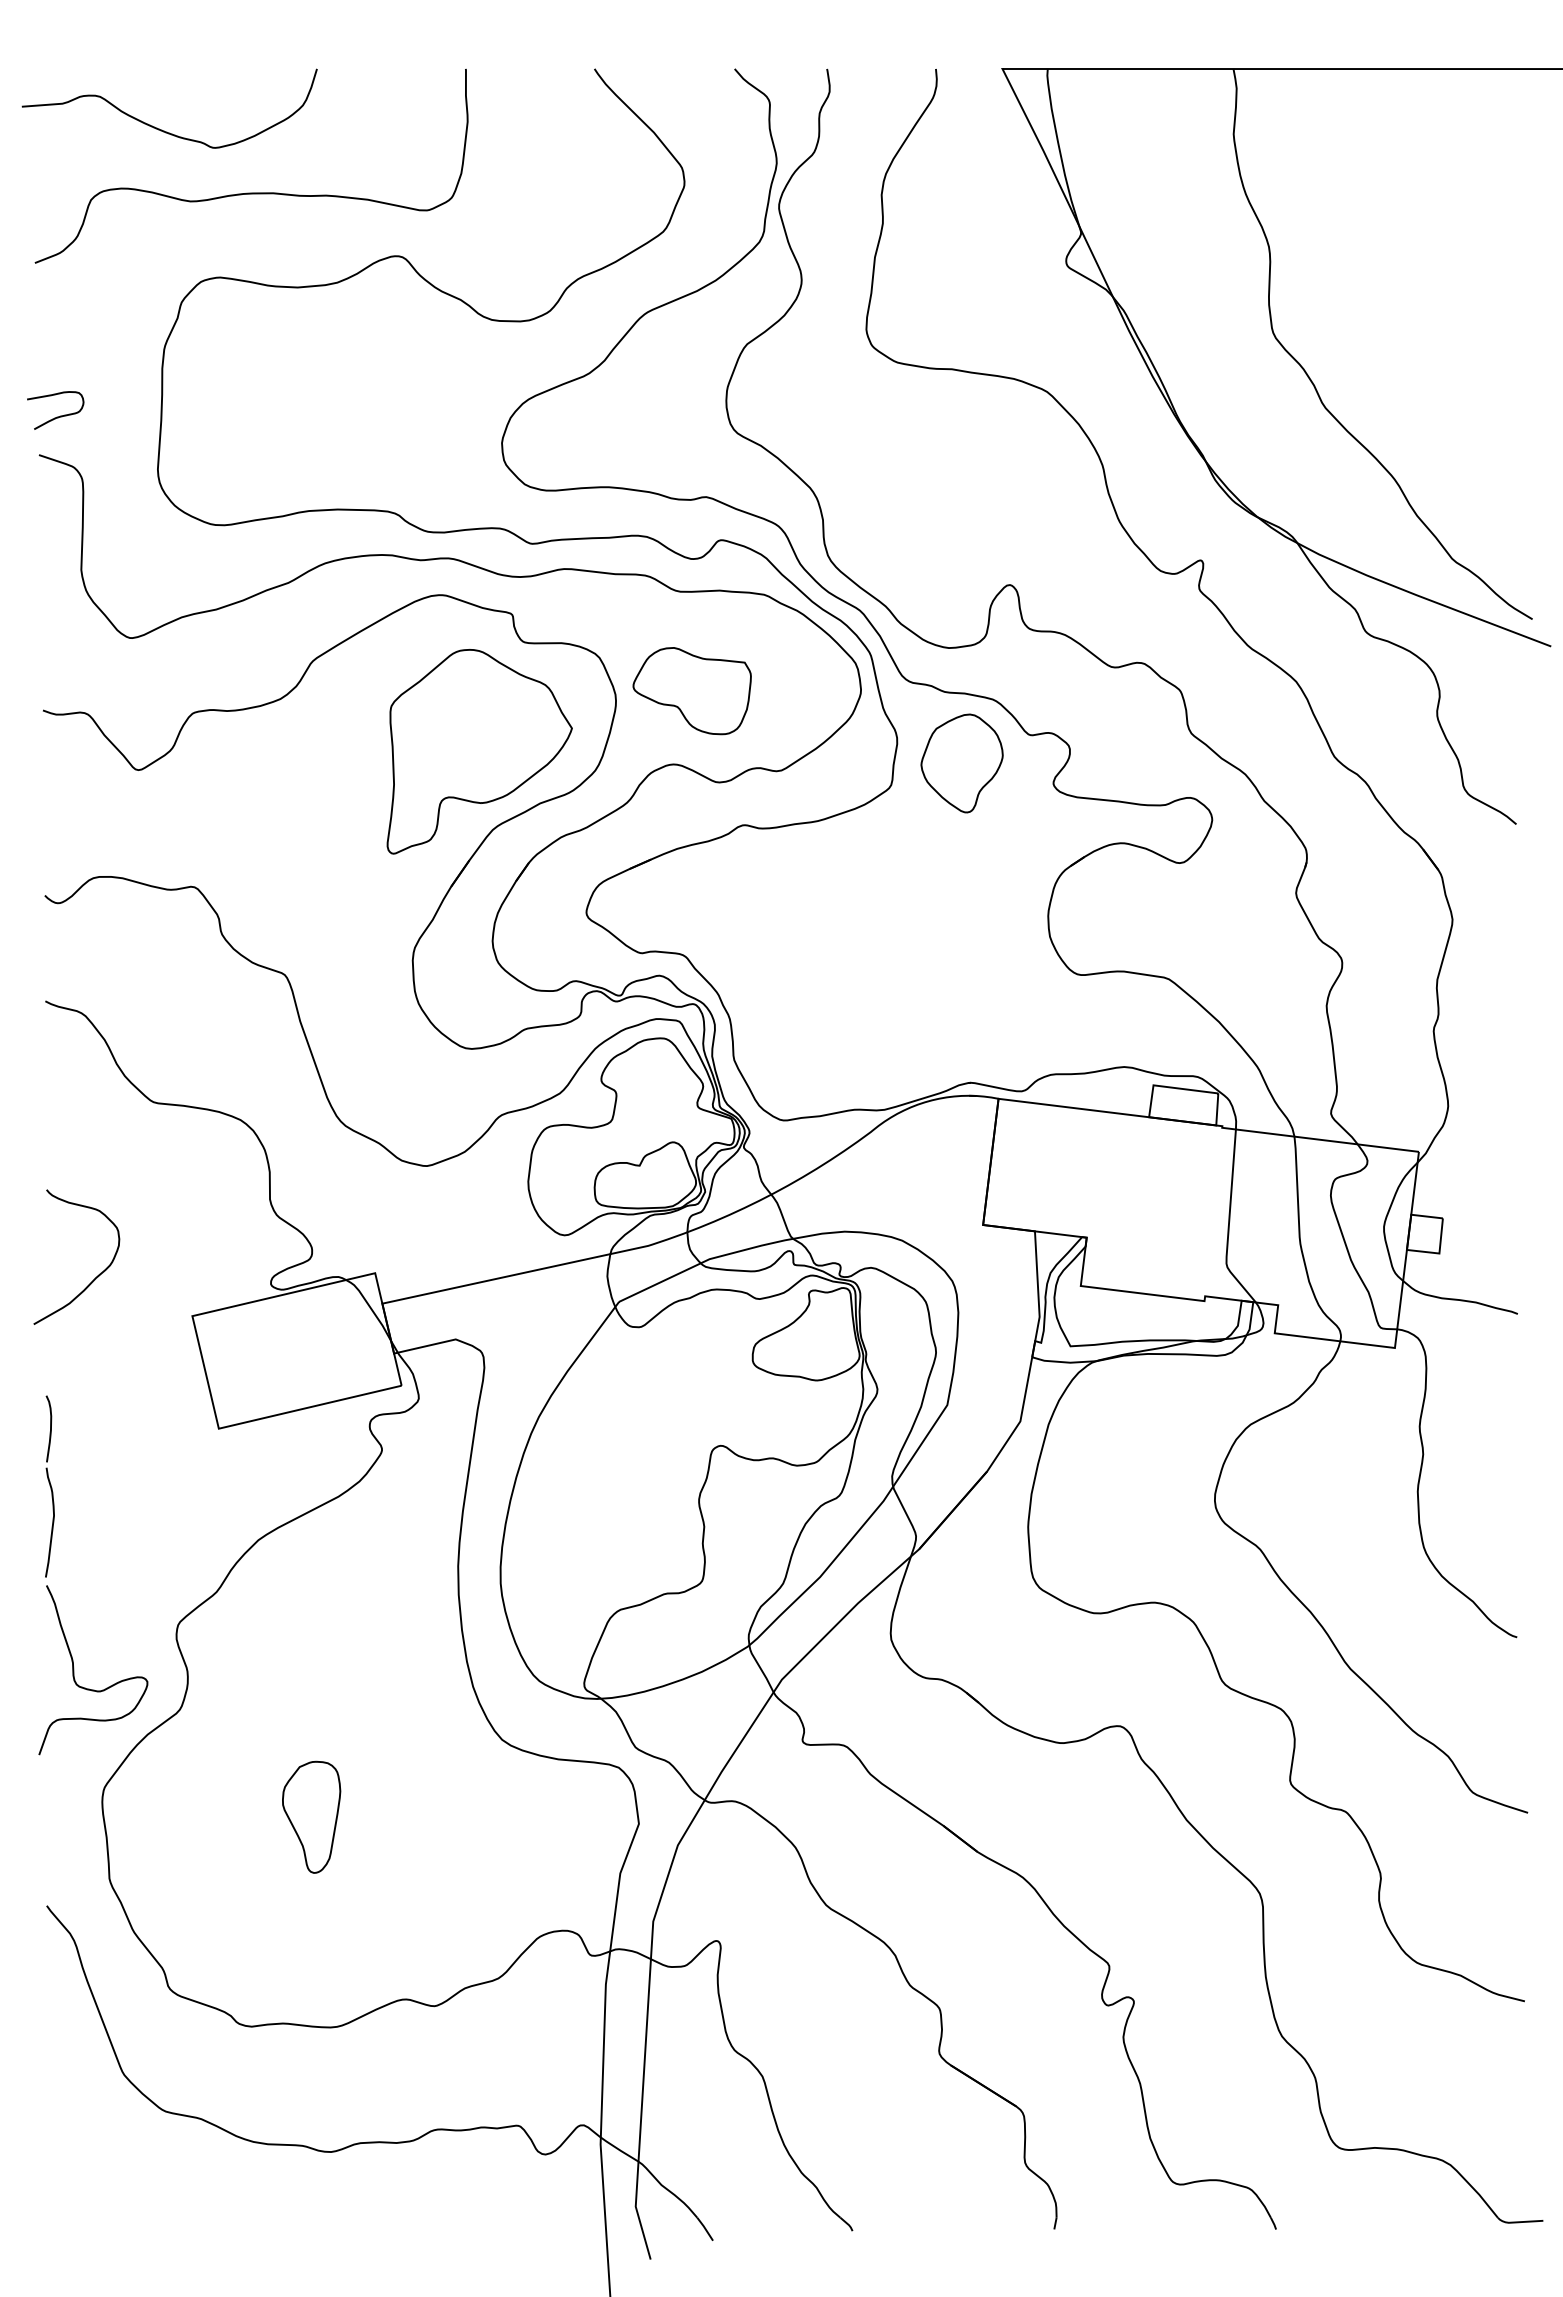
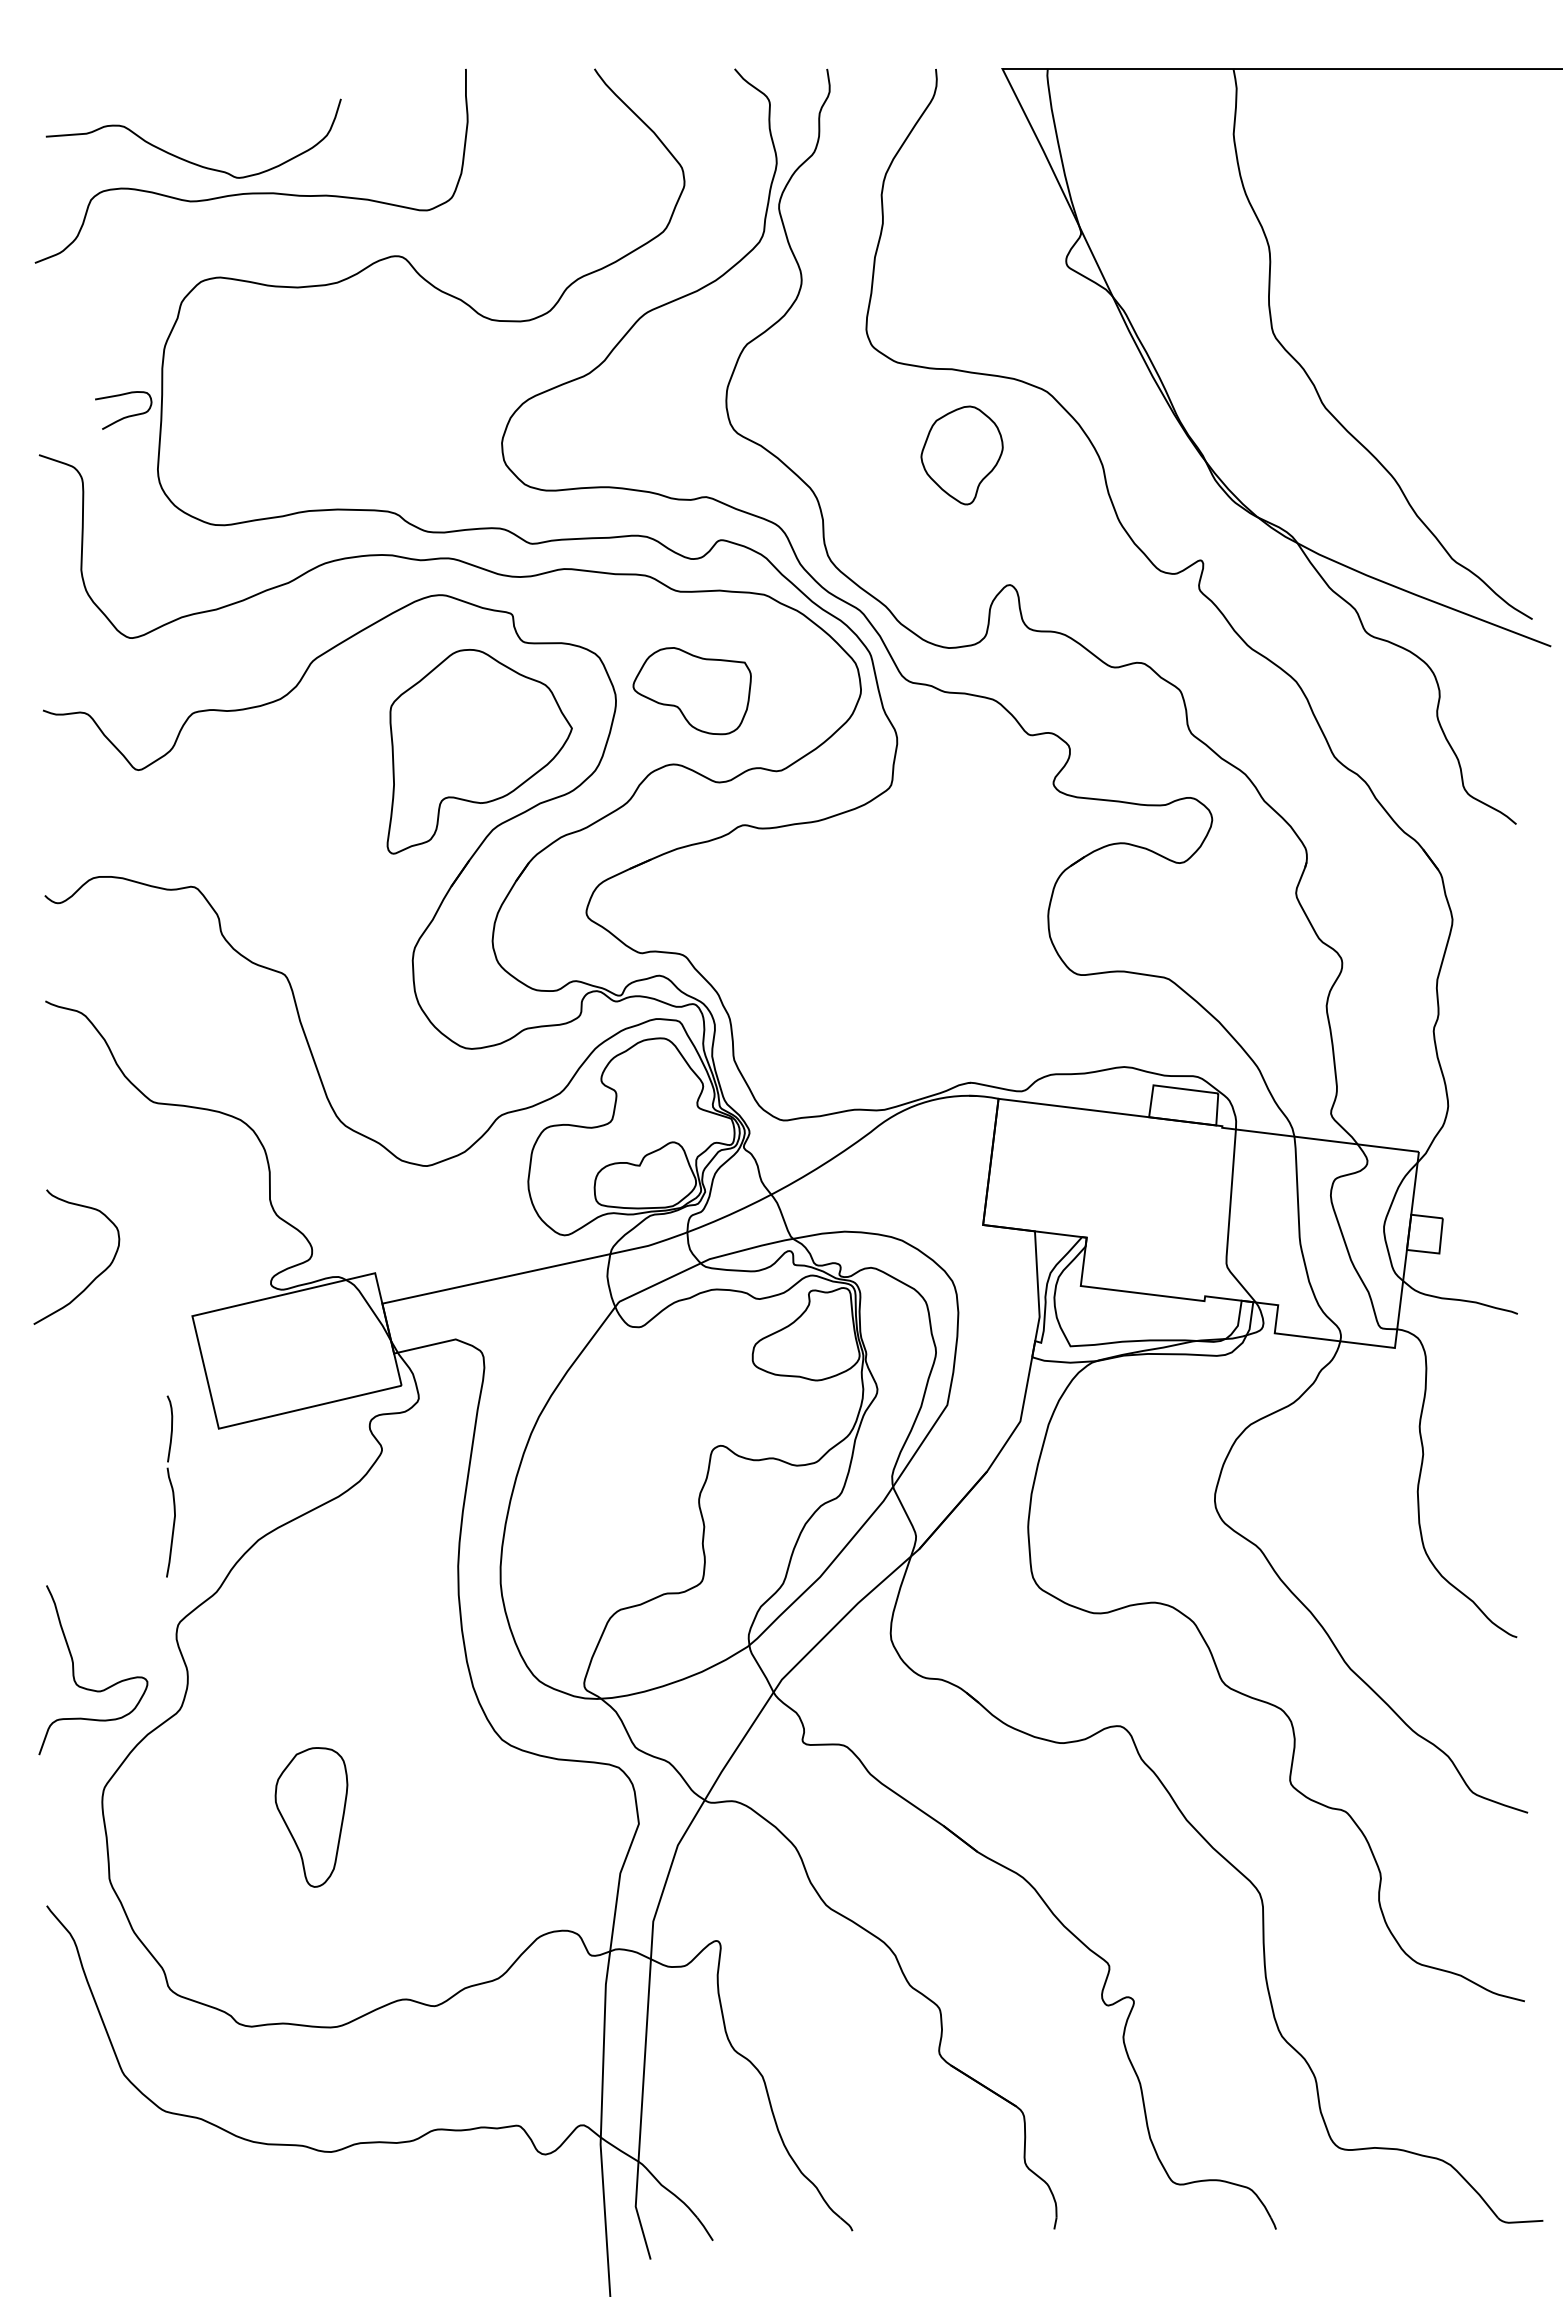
curve position: (159, 128) -> (183, 158) (183, 158)
curve position: (57, 416) -> (125, 416) (125, 416)
part position: (961, 763) -> (961, 455) (961, 455)
part position: (49, 1486) -> (170, 1486) (170, 1486)
part size: 60x114 px -> 75x141 px (311, 1817)
